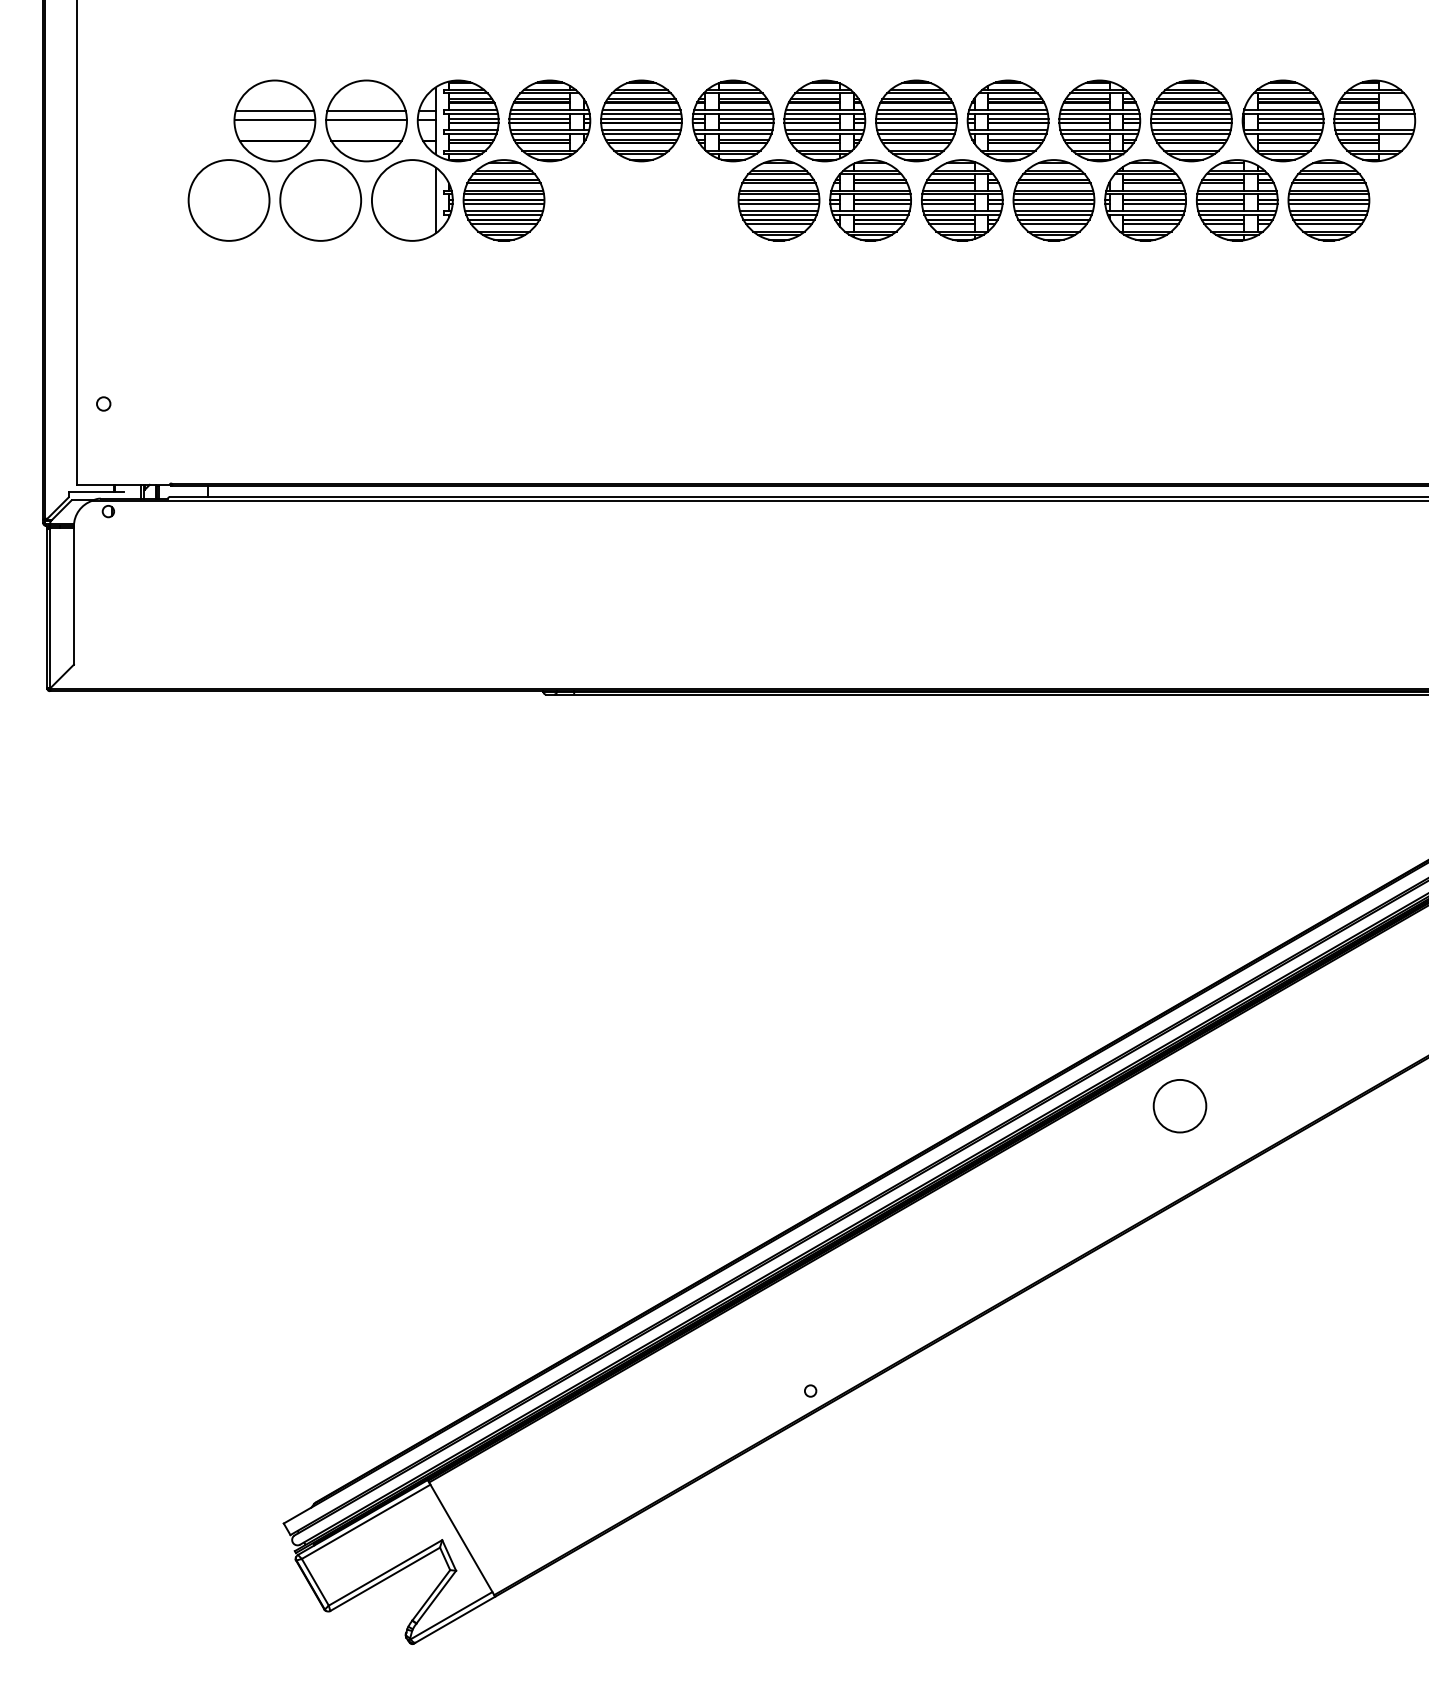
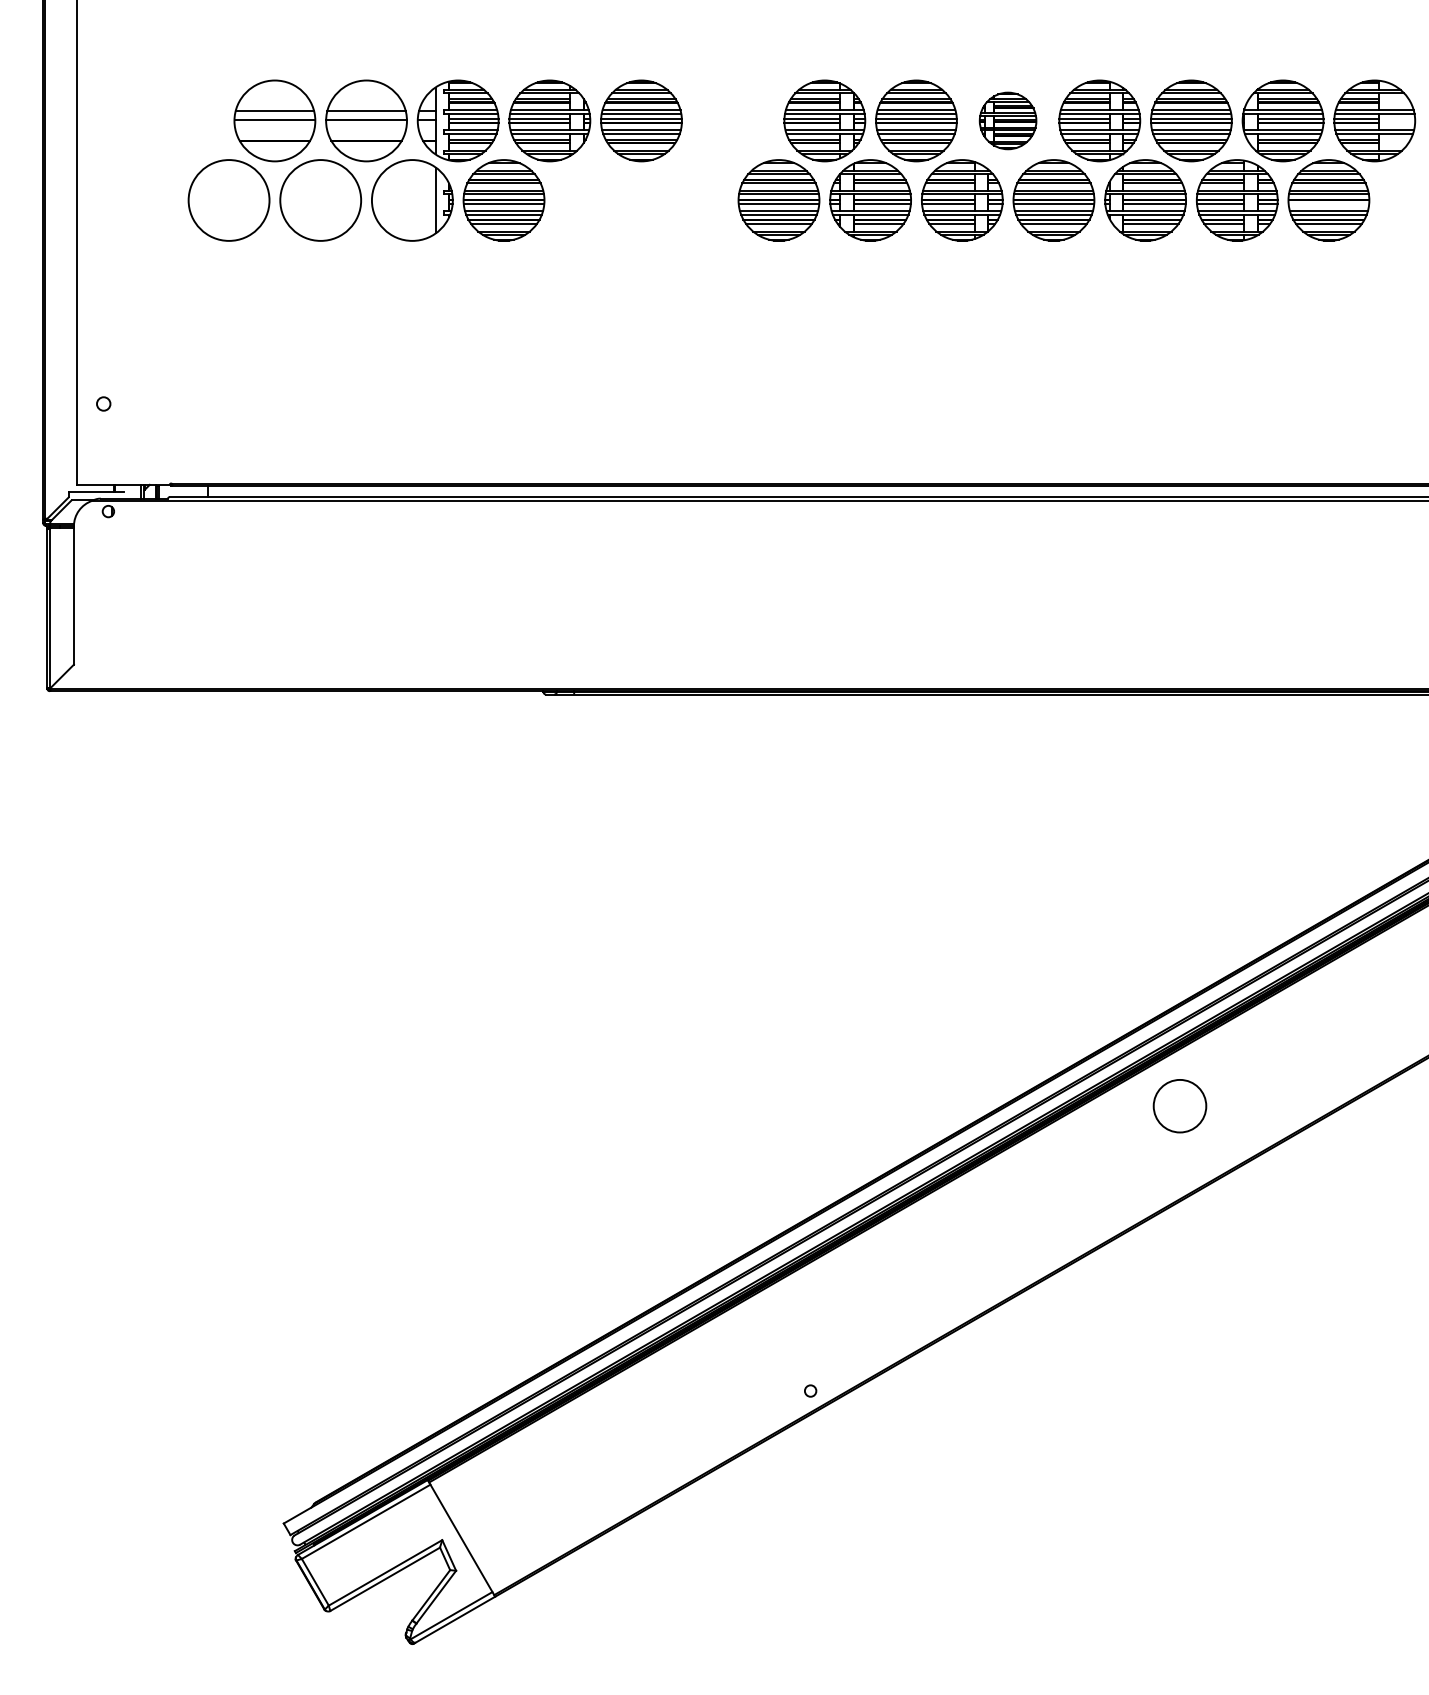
part: present -> none (732, 120)
part size: 84x84 px -> 60x60 px (1007, 120)
line: present -> none (1328, 203)
